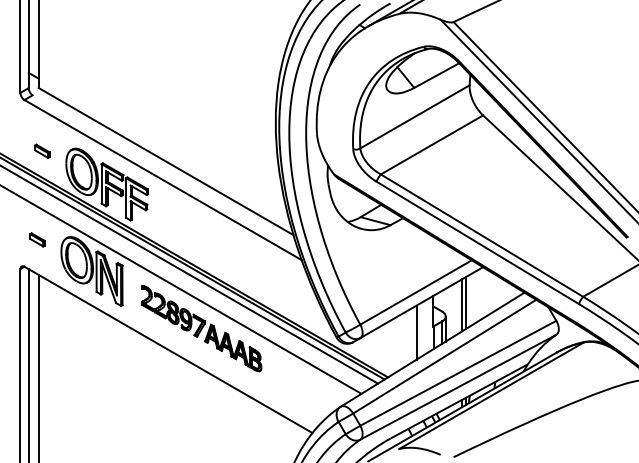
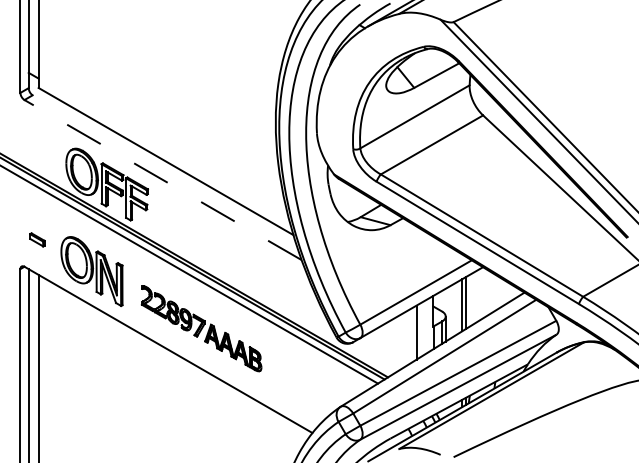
part: present -> none (42, 150)
line: solid -> dashed (163, 180)
line: present -> none (181, 289)
